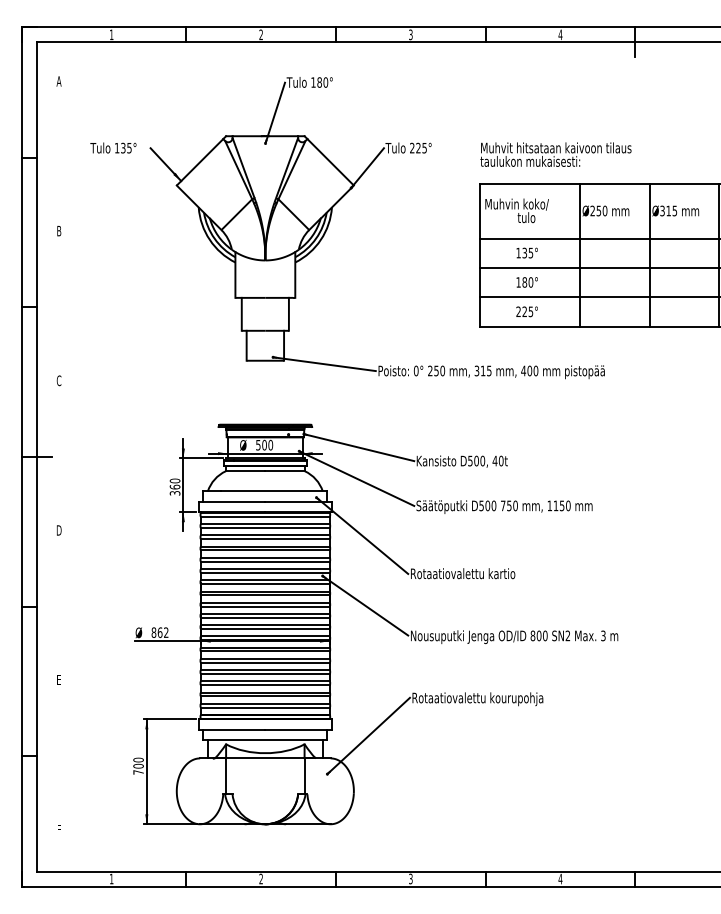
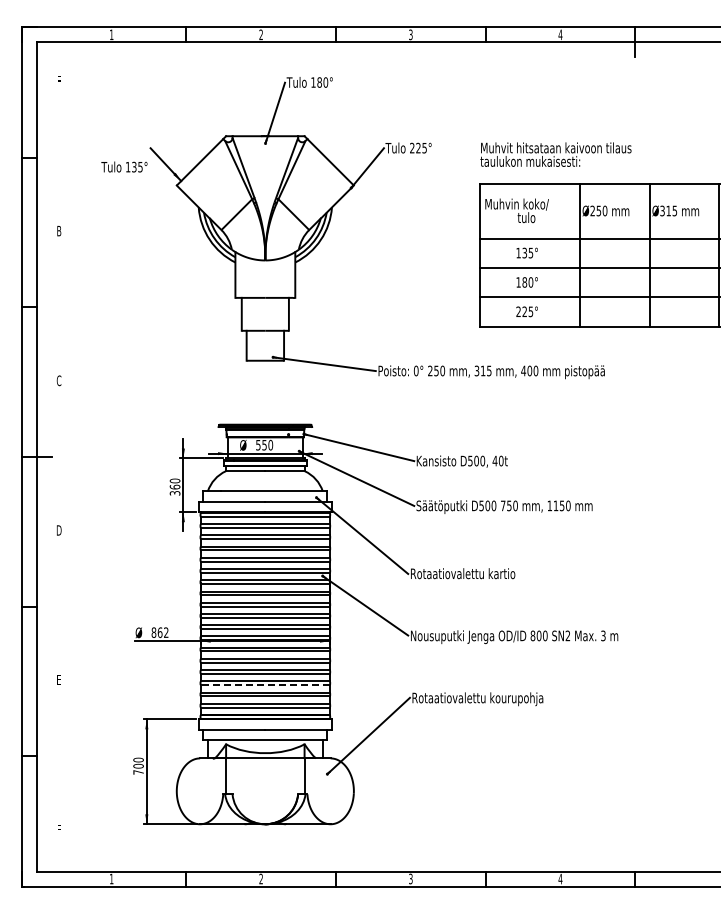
text: A -> F (58, 81)
text position: (113, 147) -> (124, 166) (124, 166)
text: 500 -> 550 (264, 444)
line: solid -> dashed (265, 685)
